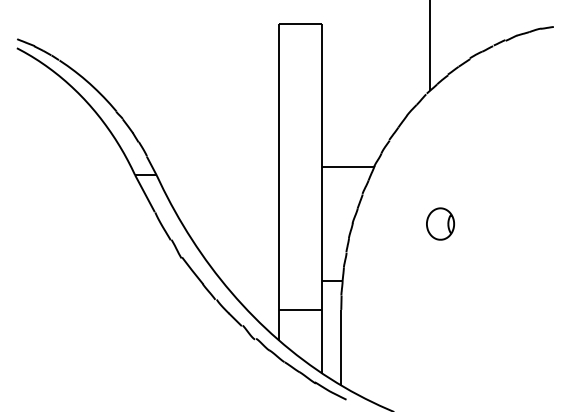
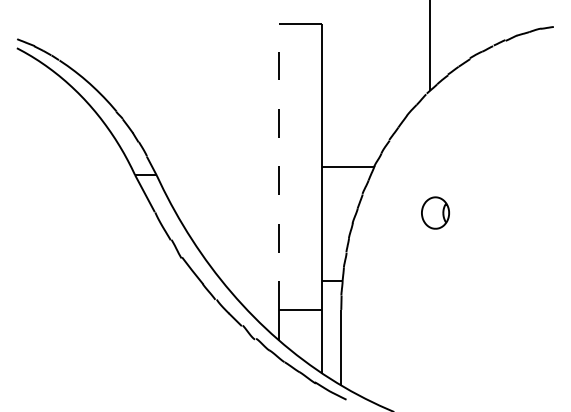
line: solid -> dashed (279, 166)
part position: (440, 223) -> (435, 212) (435, 212)
